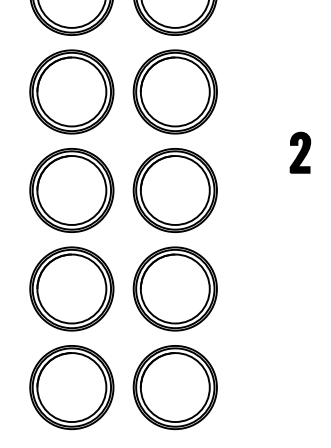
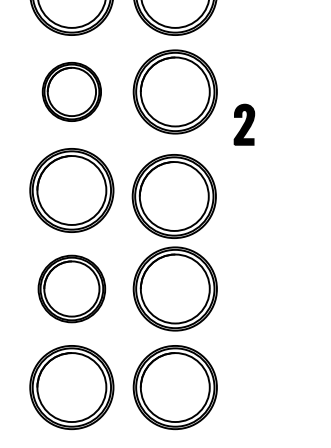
part size: 86x86 px -> 61x60 px (71, 91)
part position: (300, 152) -> (244, 124) (244, 124)
part position: (174, 190) -> (173, 196) (173, 196)
part size: 86x86 px -> 70x70 px (71, 288)
